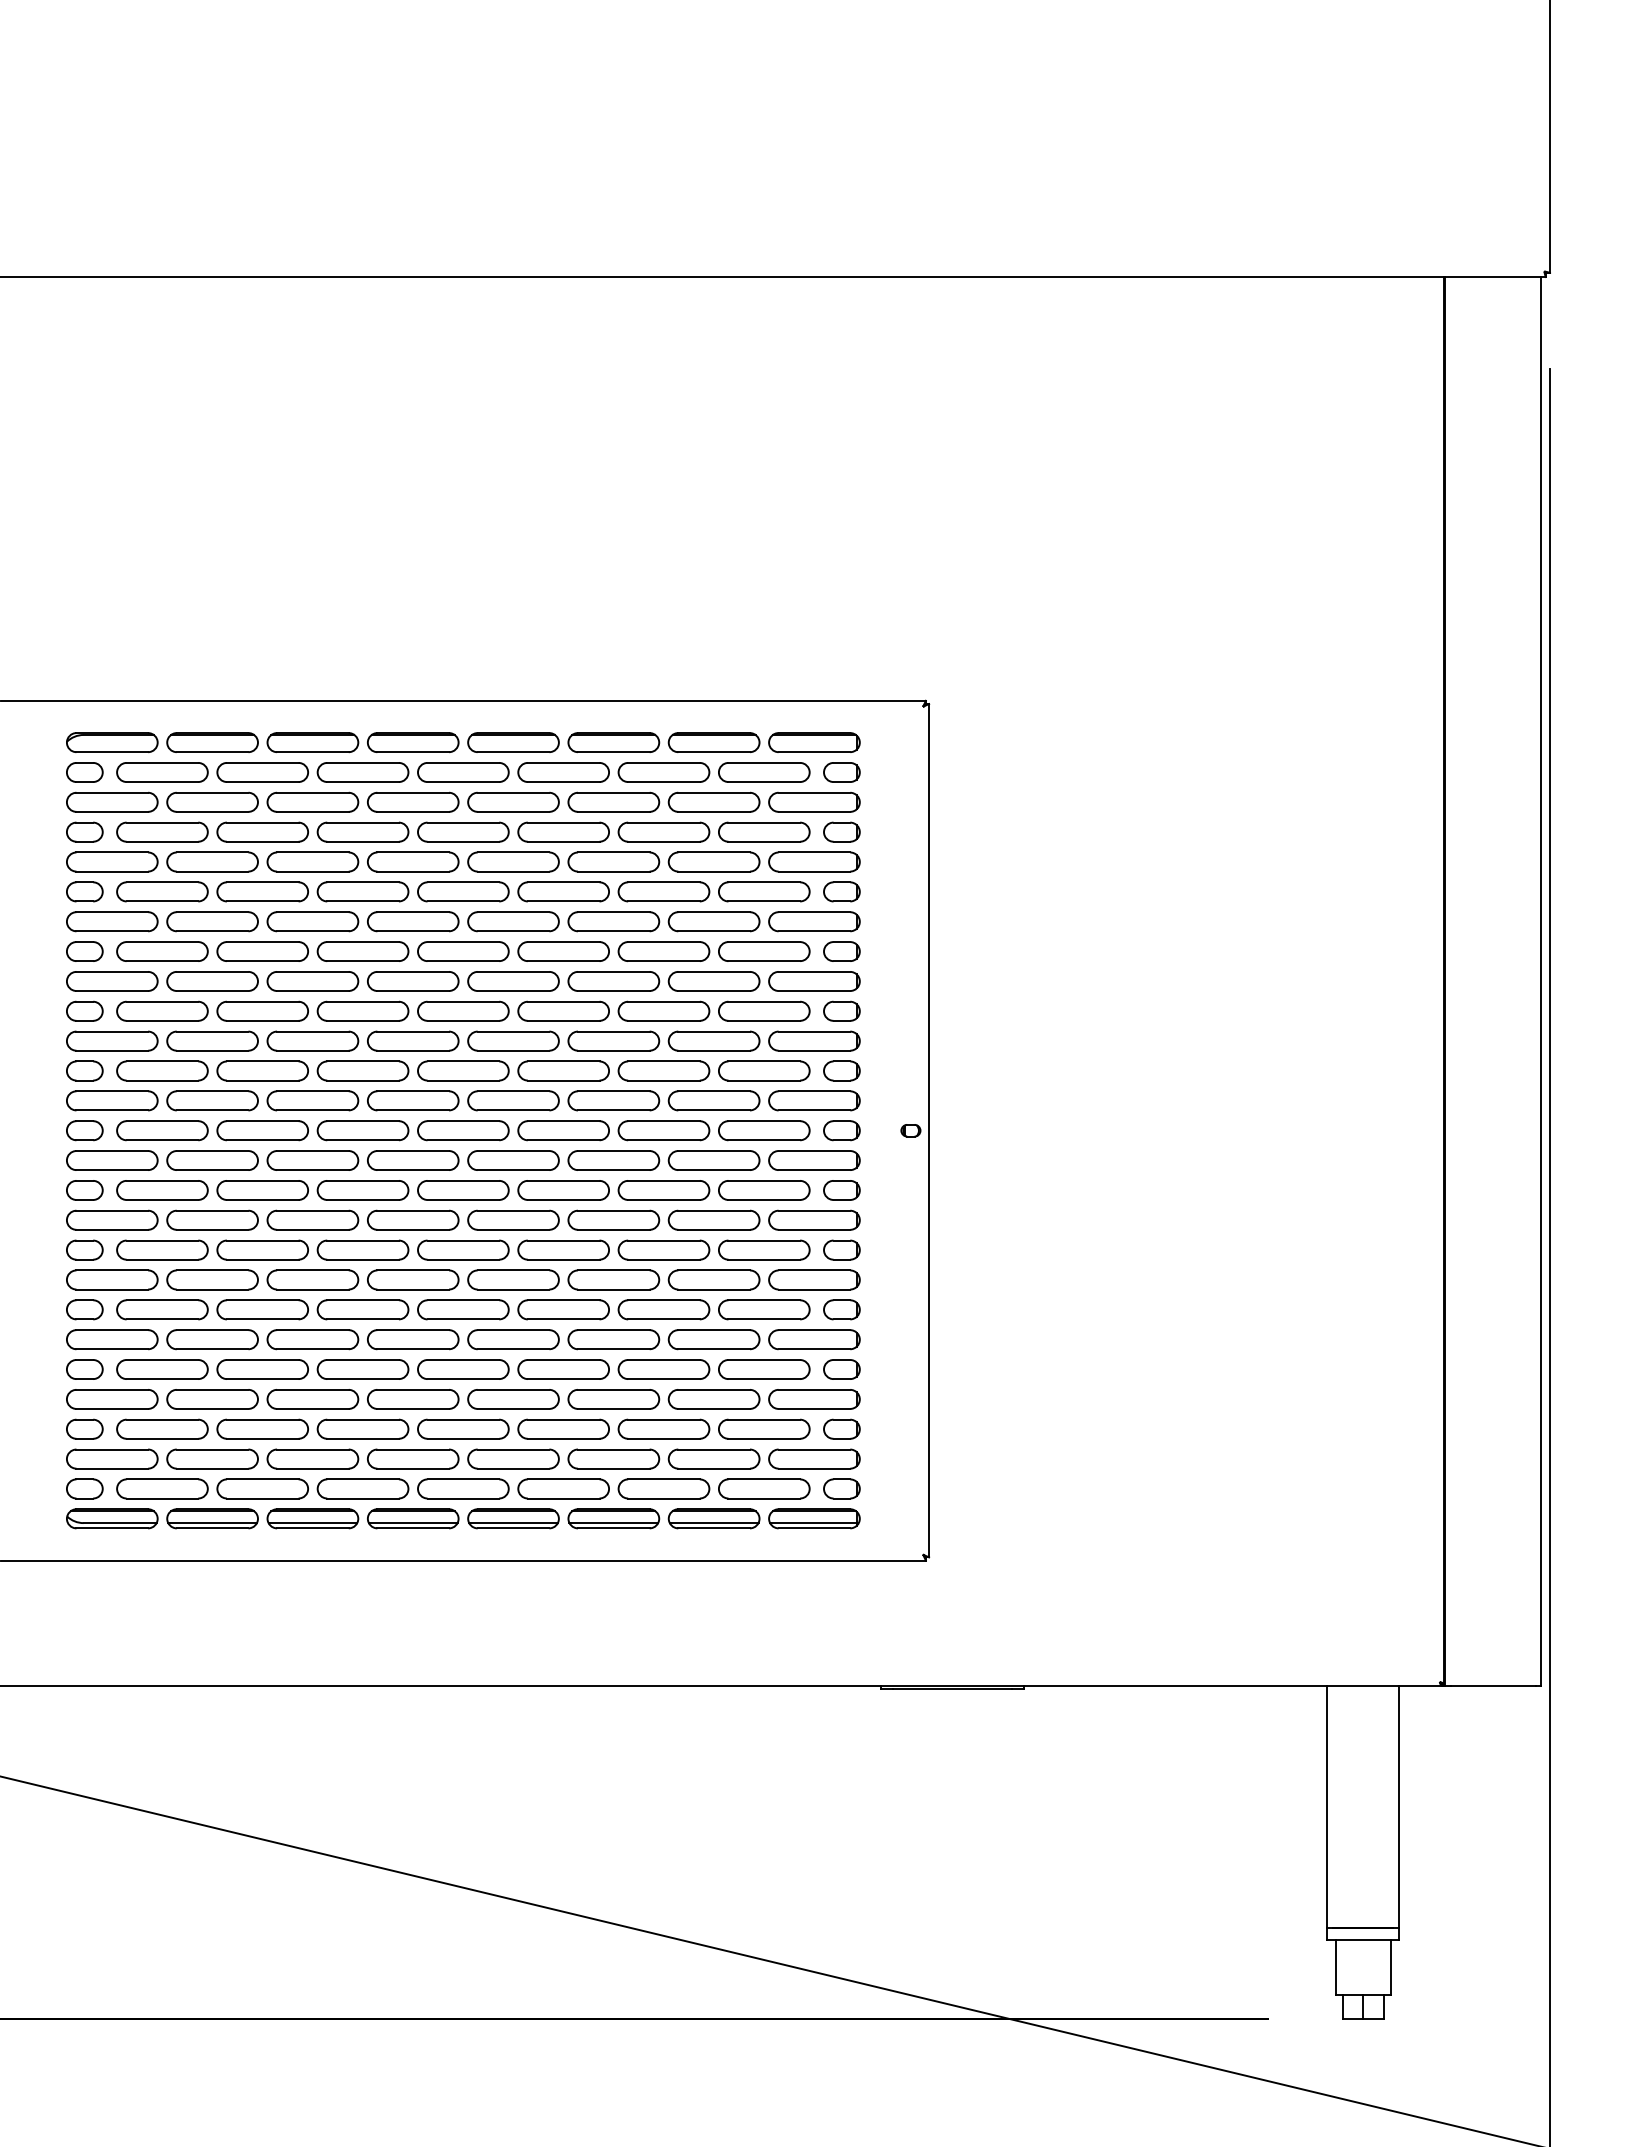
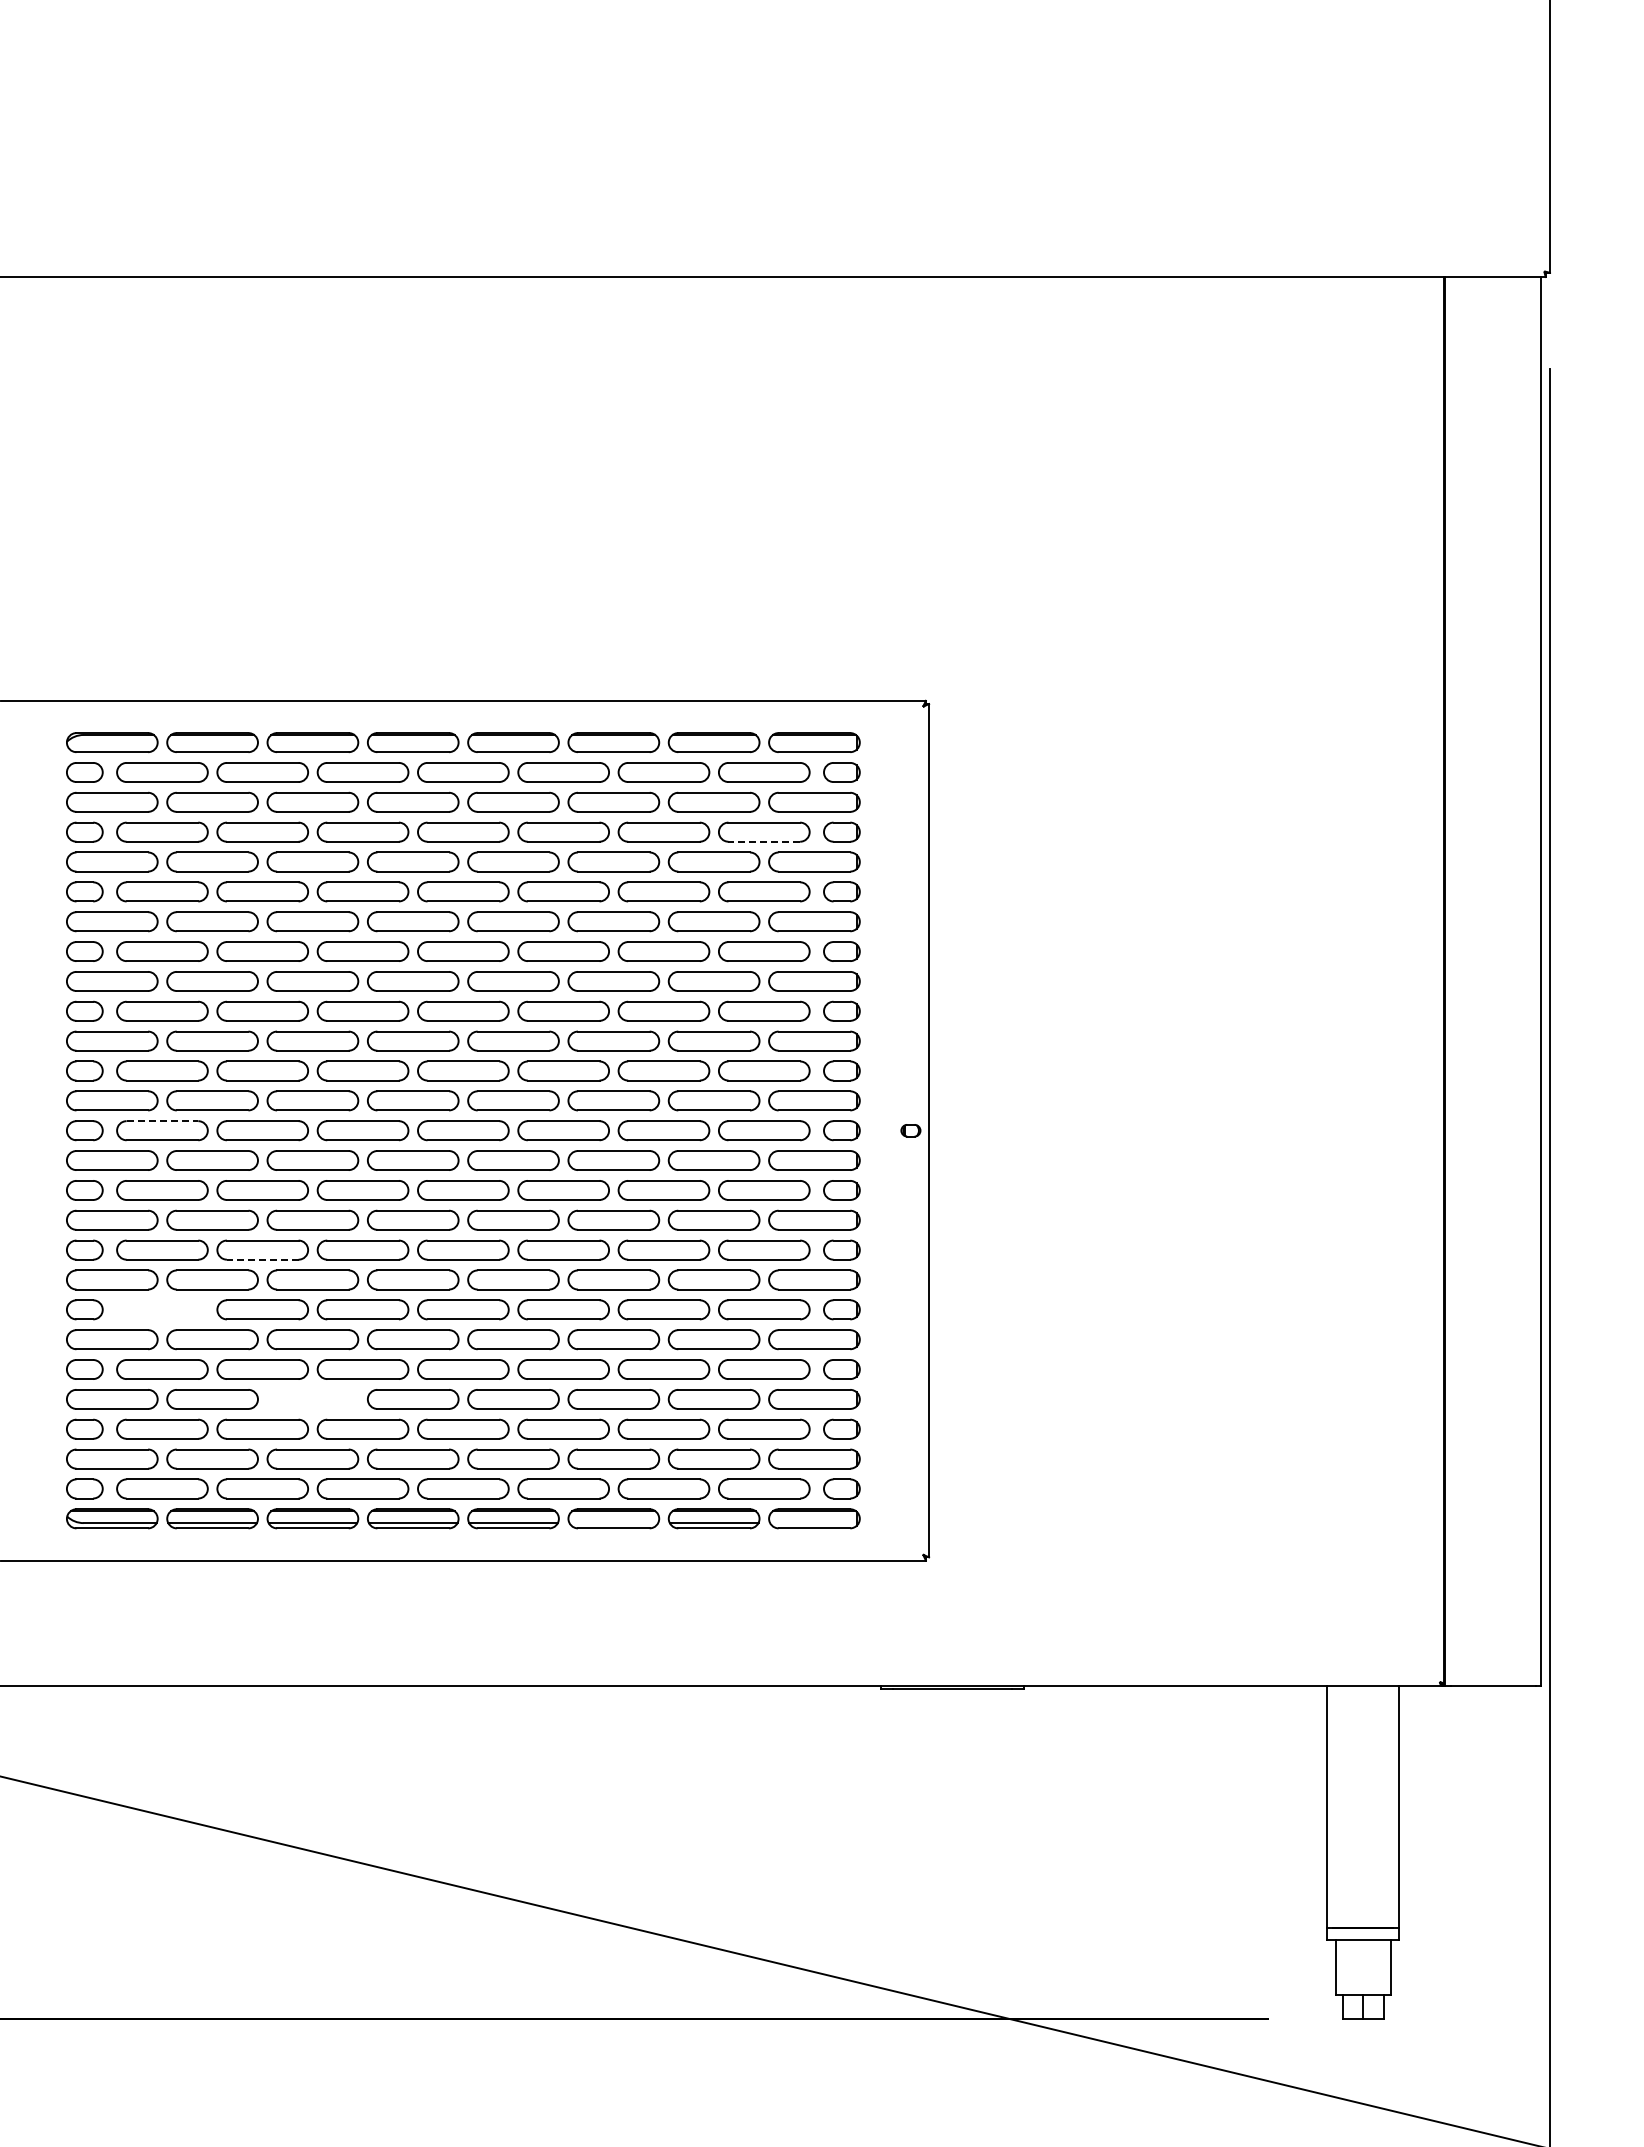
line: solid -> dashed (764, 841)
line: solid -> dashed (162, 1121)
line: solid -> dashed (262, 1259)
part: present -> none (162, 1309)
part: present -> none (312, 1399)
line: present -> none (613, 1523)
line: present -> none (813, 1523)
